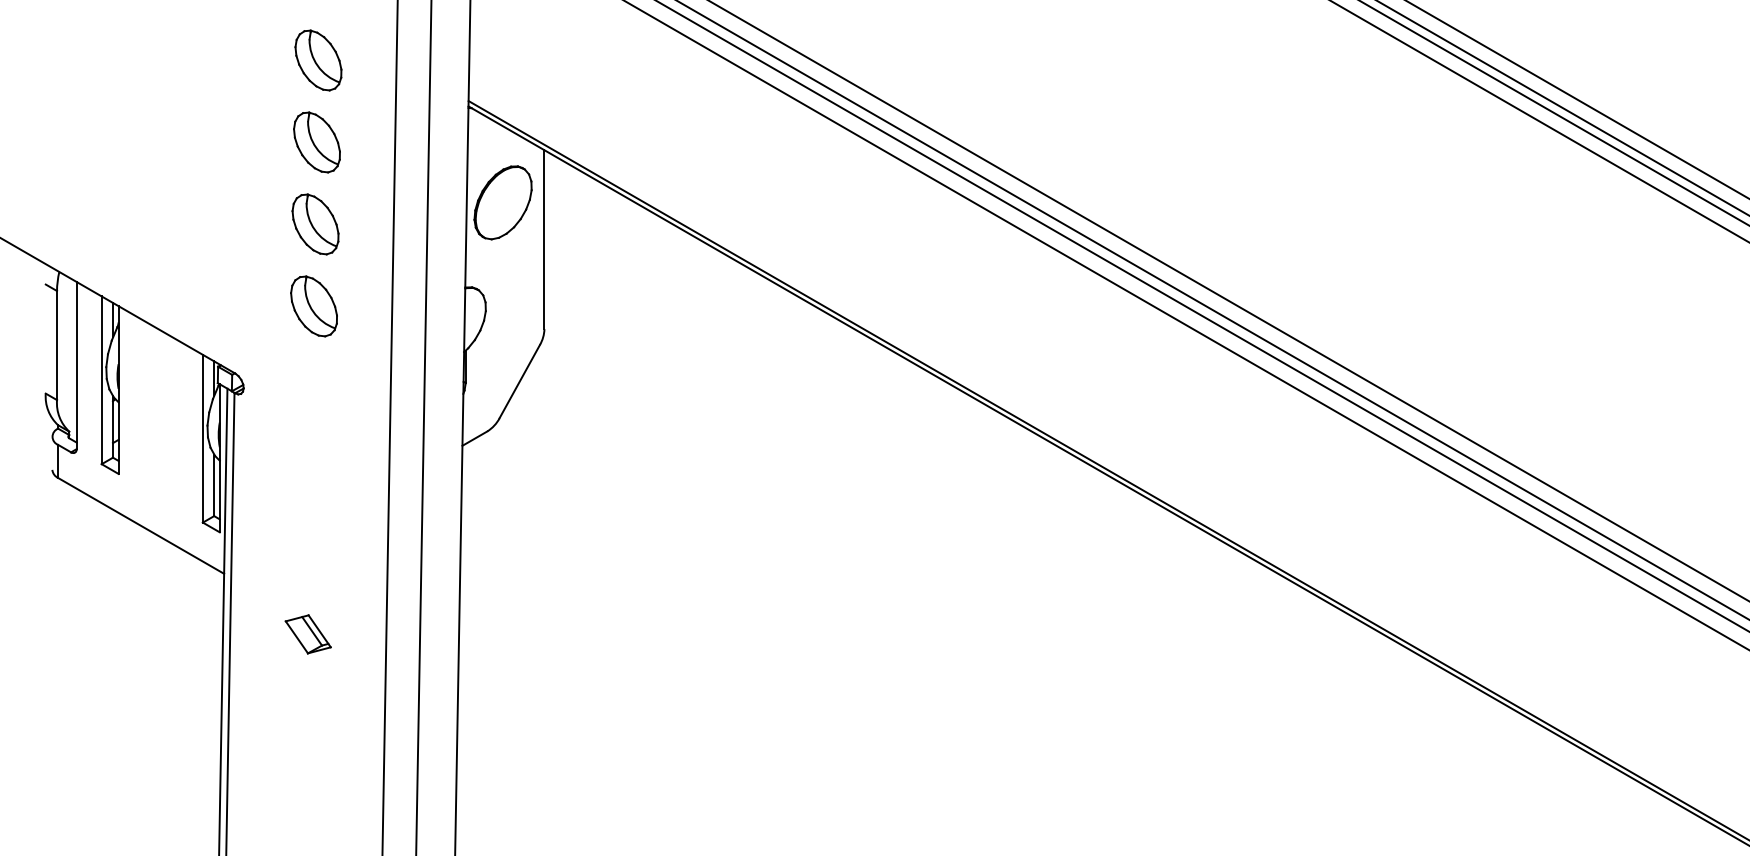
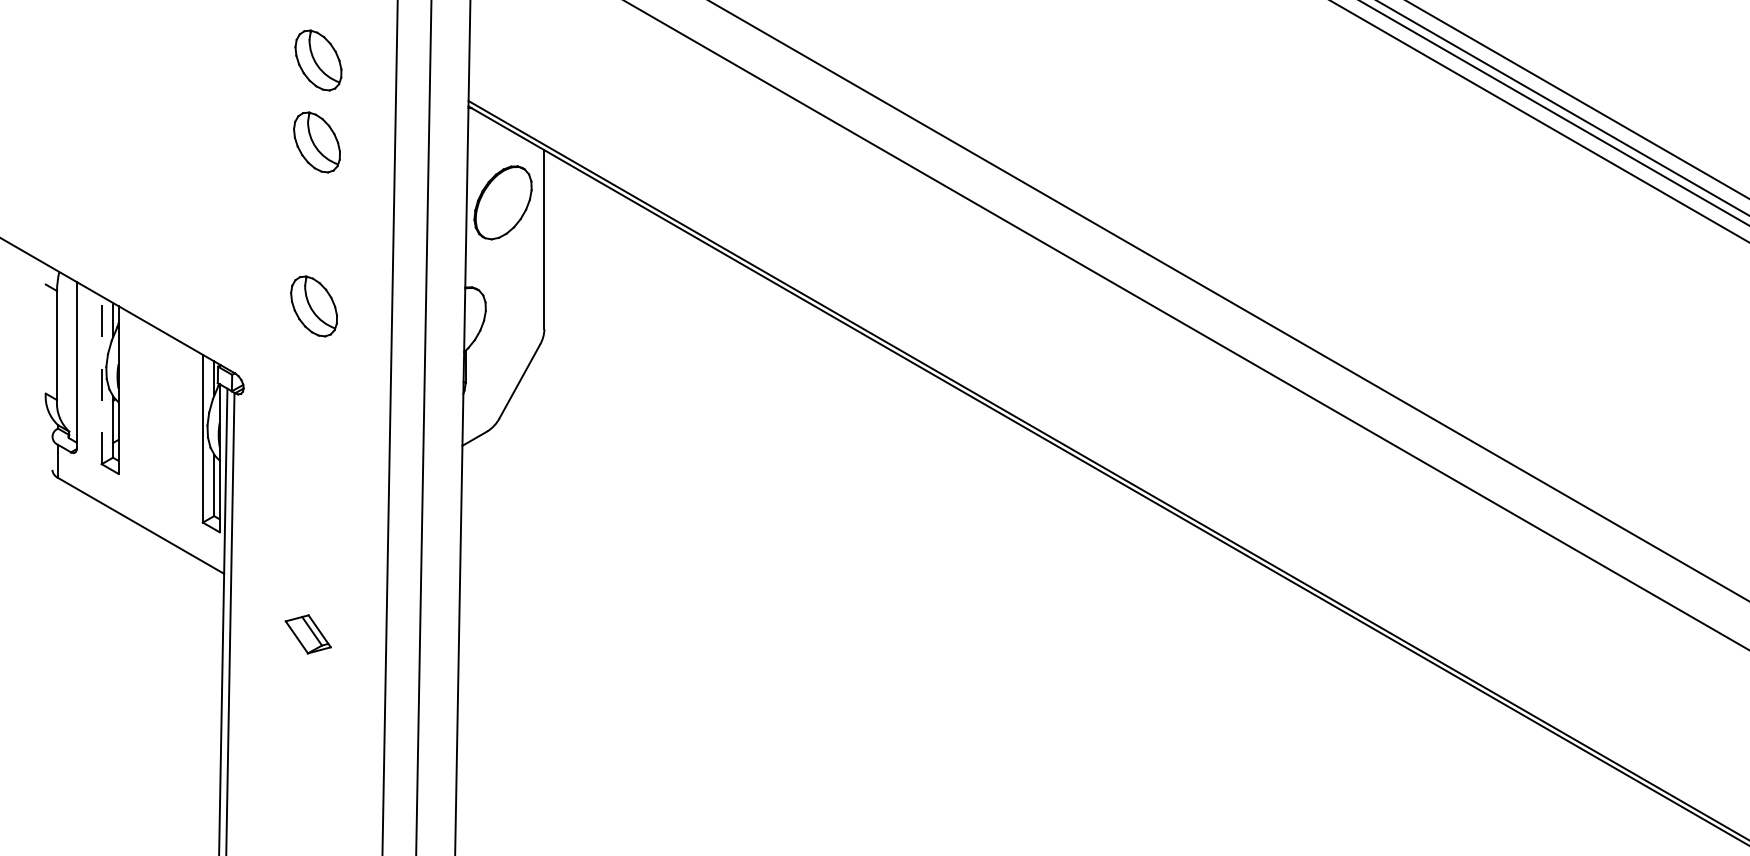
part: present -> none (315, 224)
line: present -> none (1212, 310)
line: present -> none (1202, 316)
line: solid -> dashed (101, 380)
